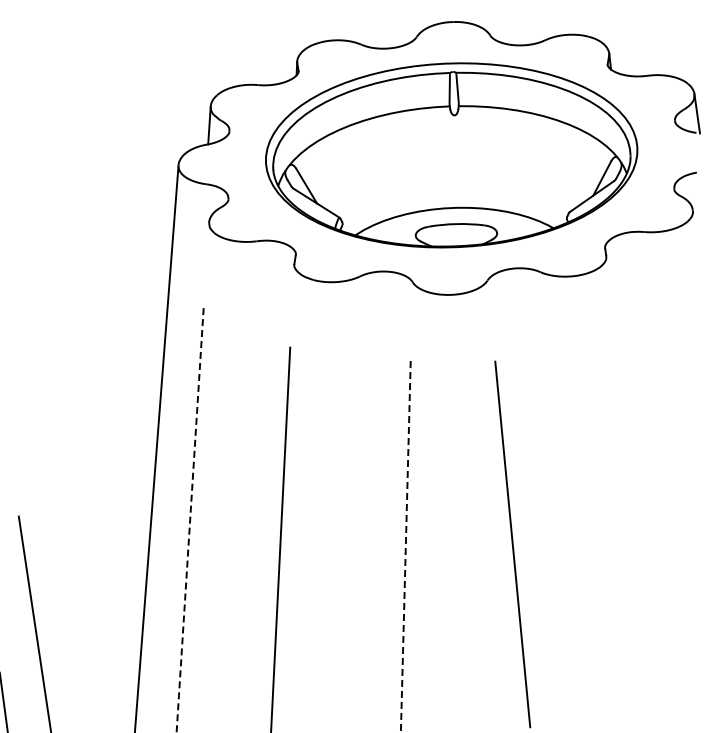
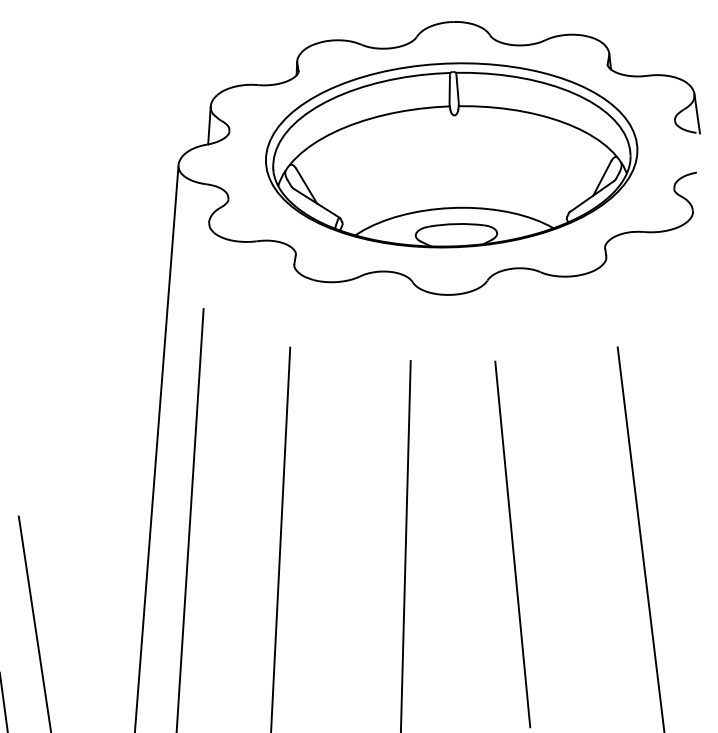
line: dashed -> solid (190, 521)
line: none -> present (640, 538)
line: dashed -> solid (405, 546)
